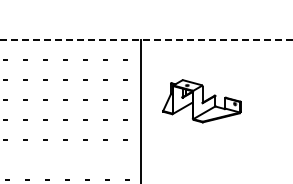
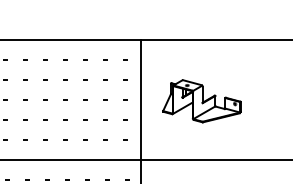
line: dashed -> solid (146, 39)
line: none -> present (145, 159)
